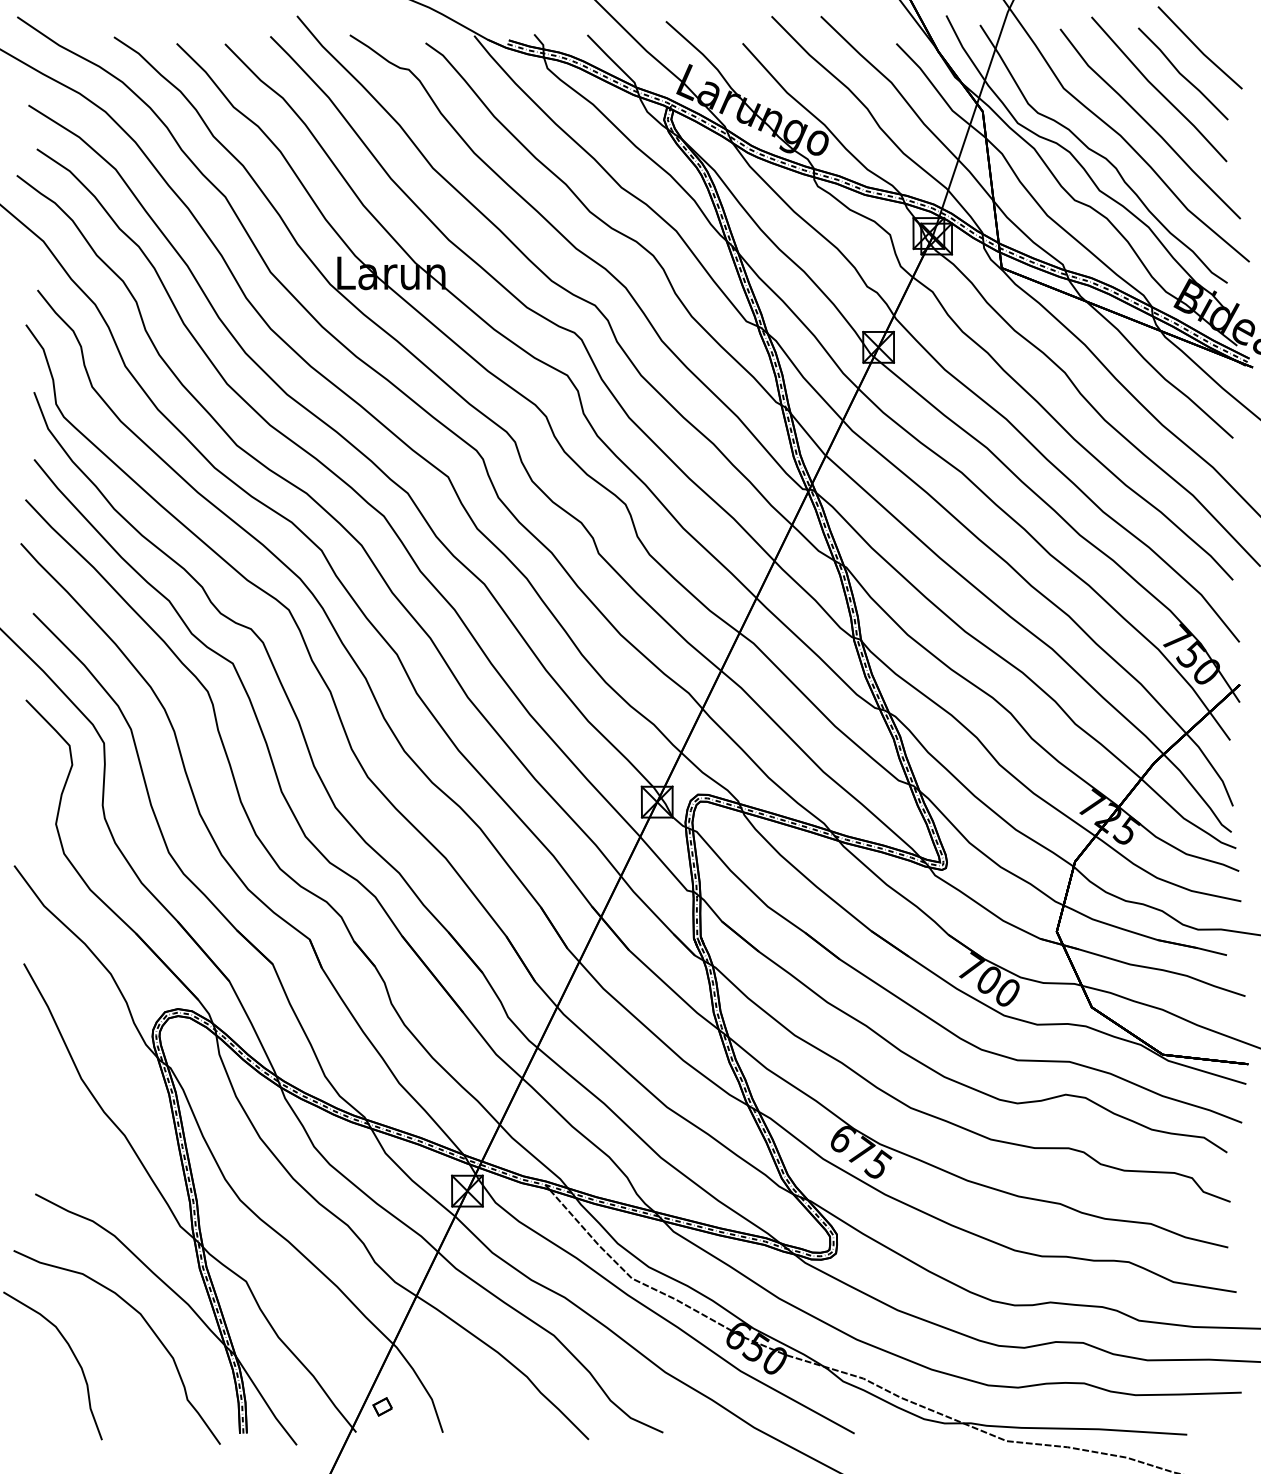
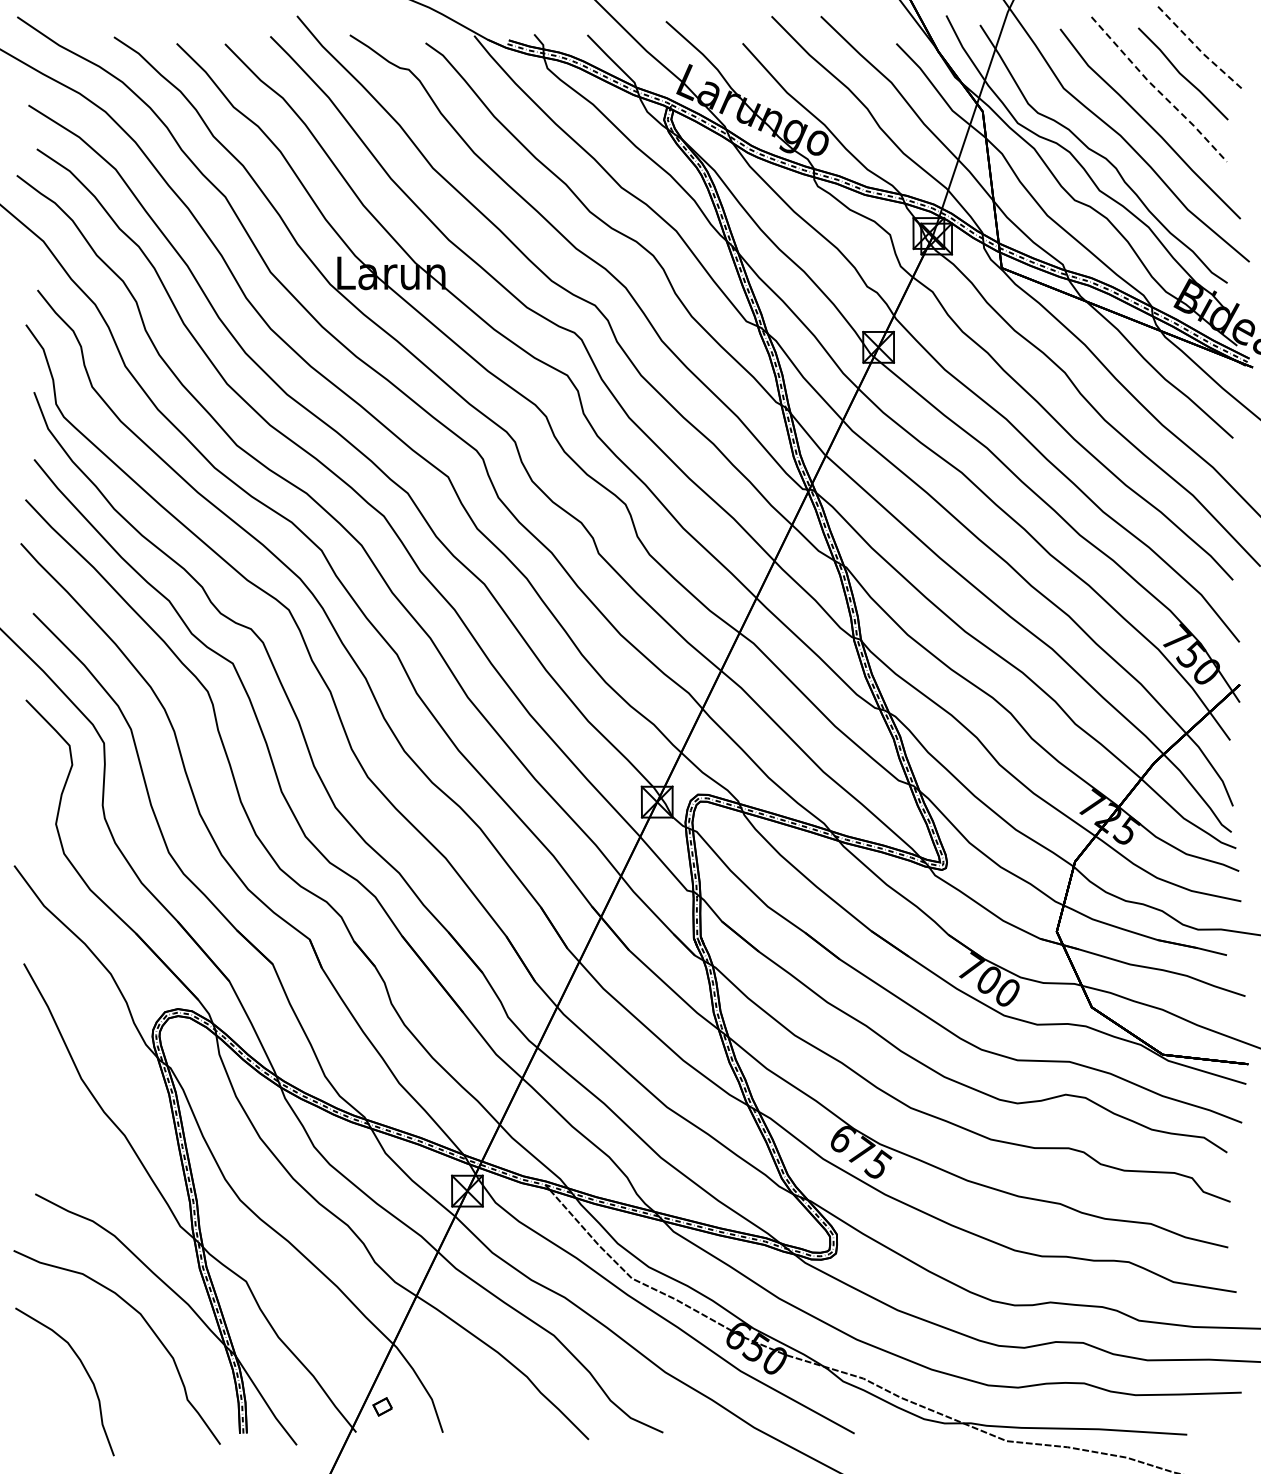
line: solid -> dashed (1199, 49)
line: solid -> dashed (1158, 90)
curve position: (71, 1352) -> (83, 1368) (83, 1368)
